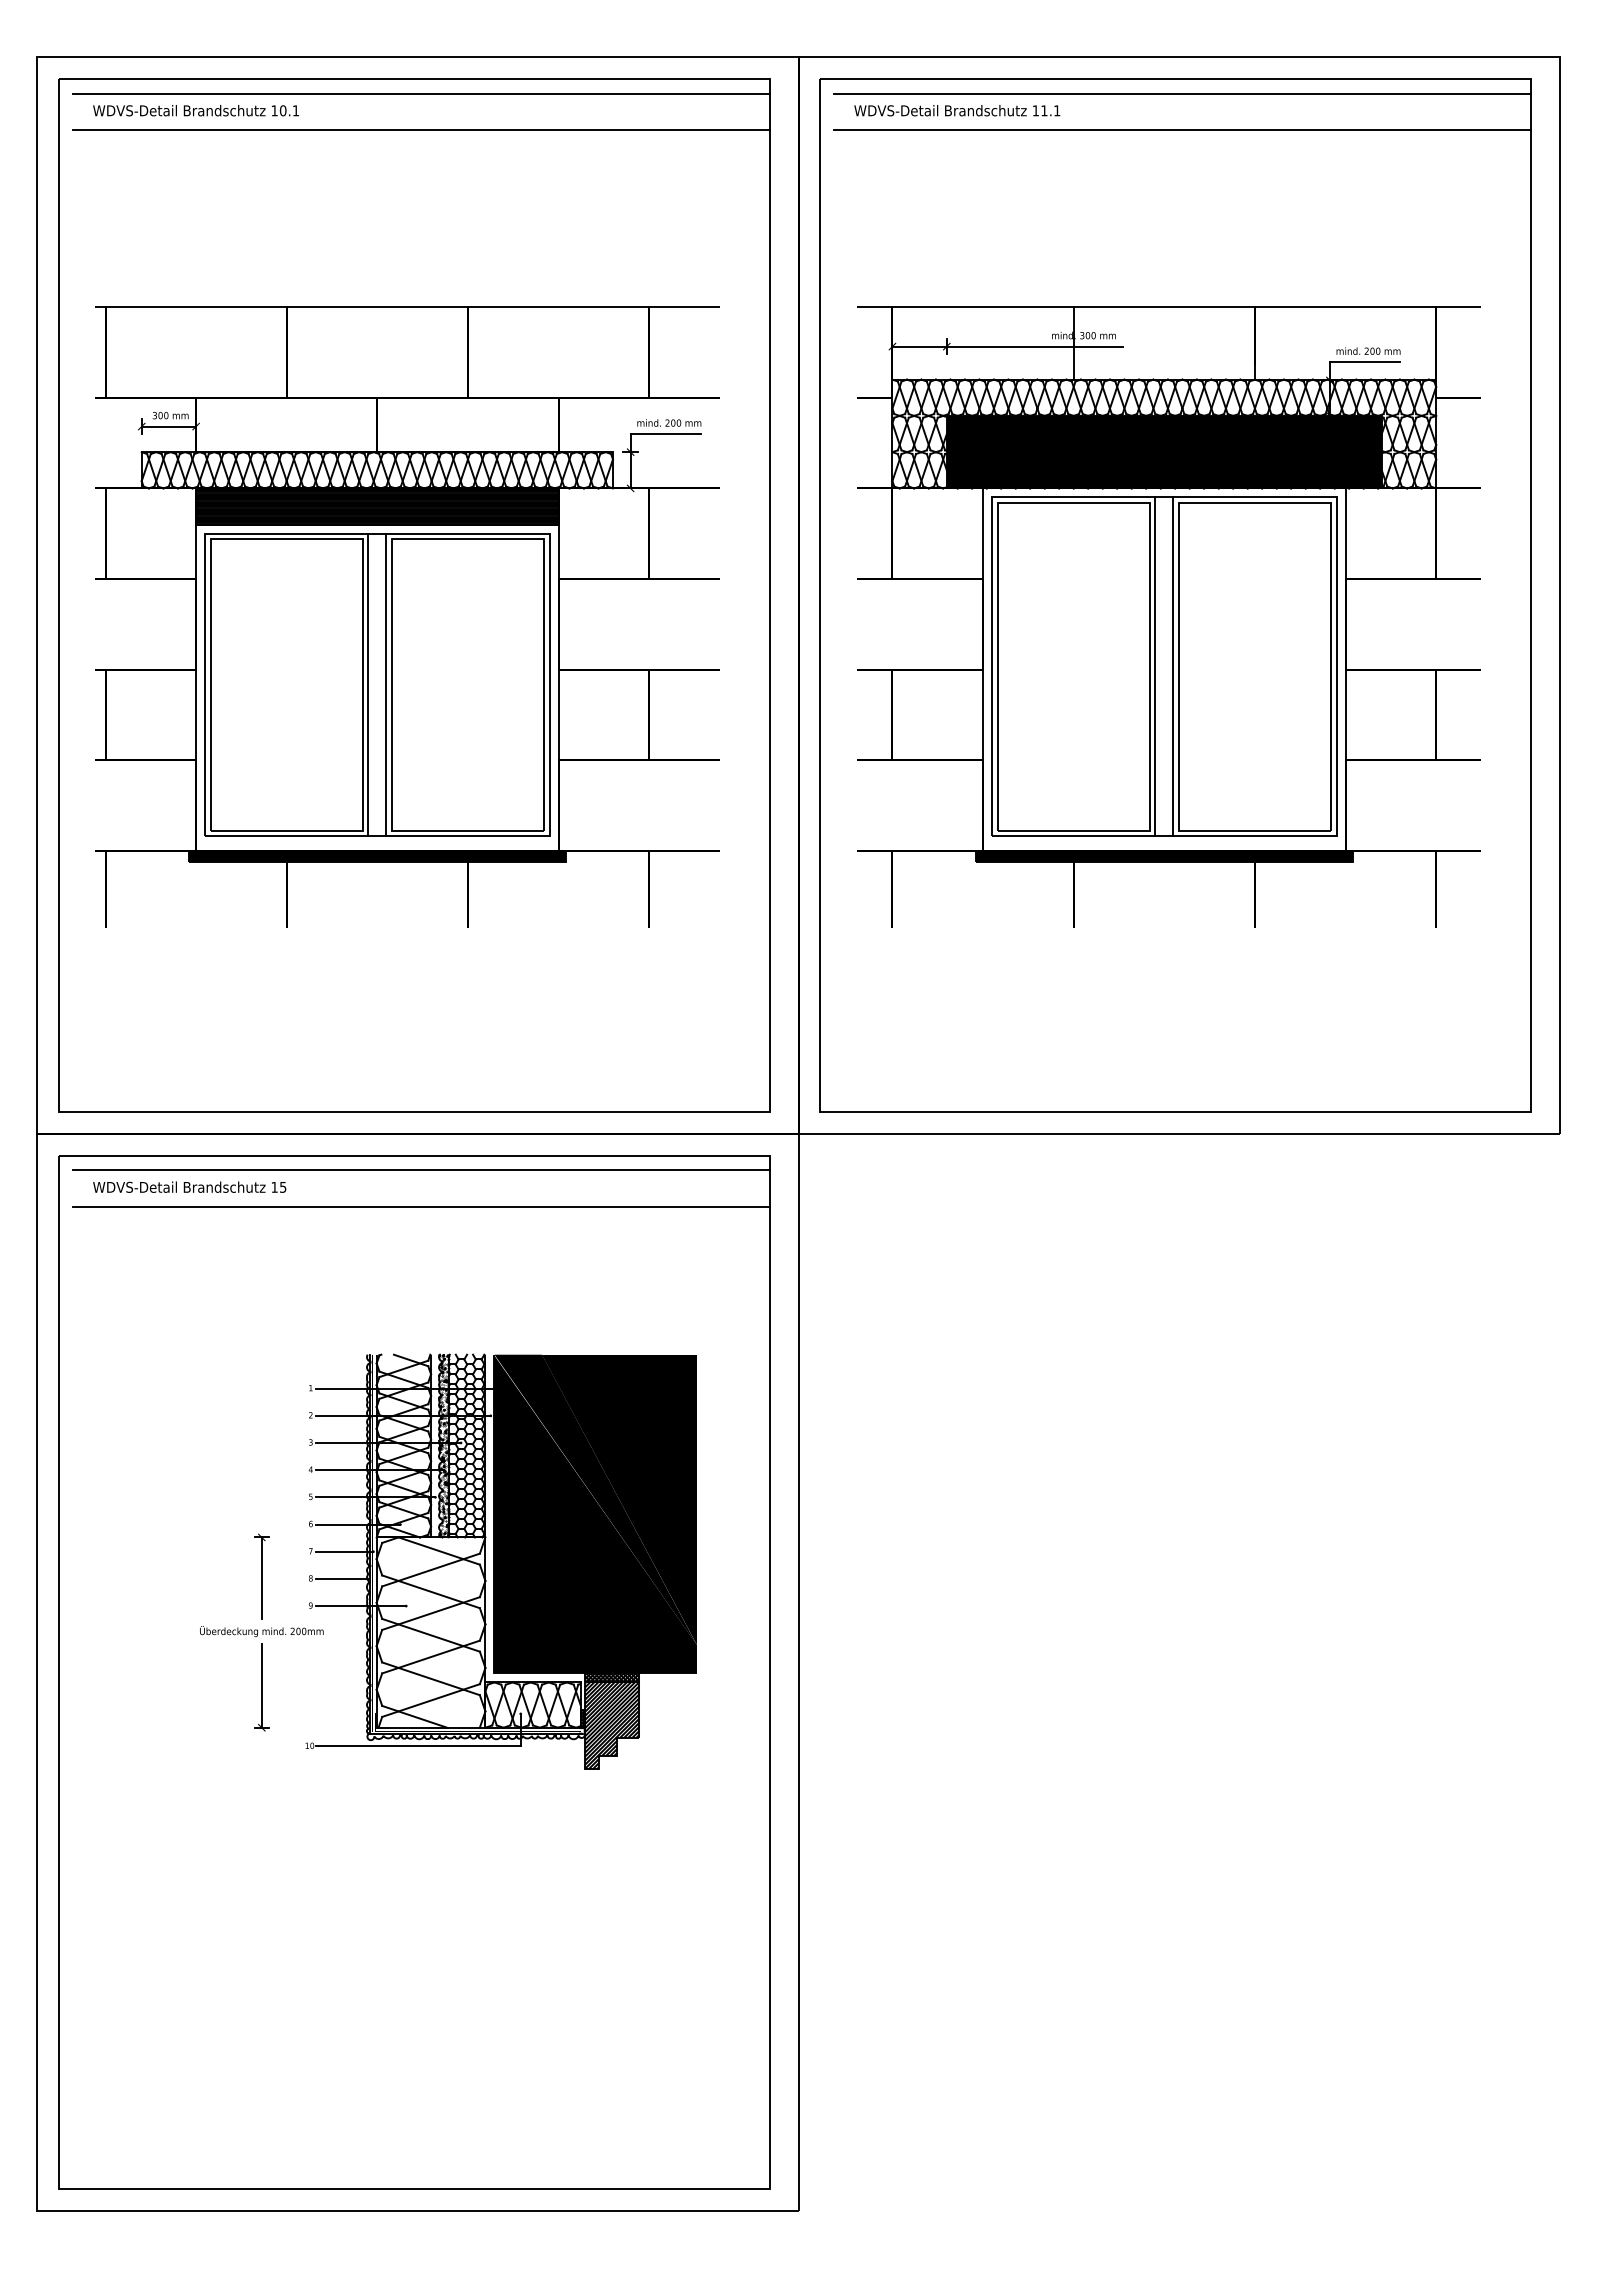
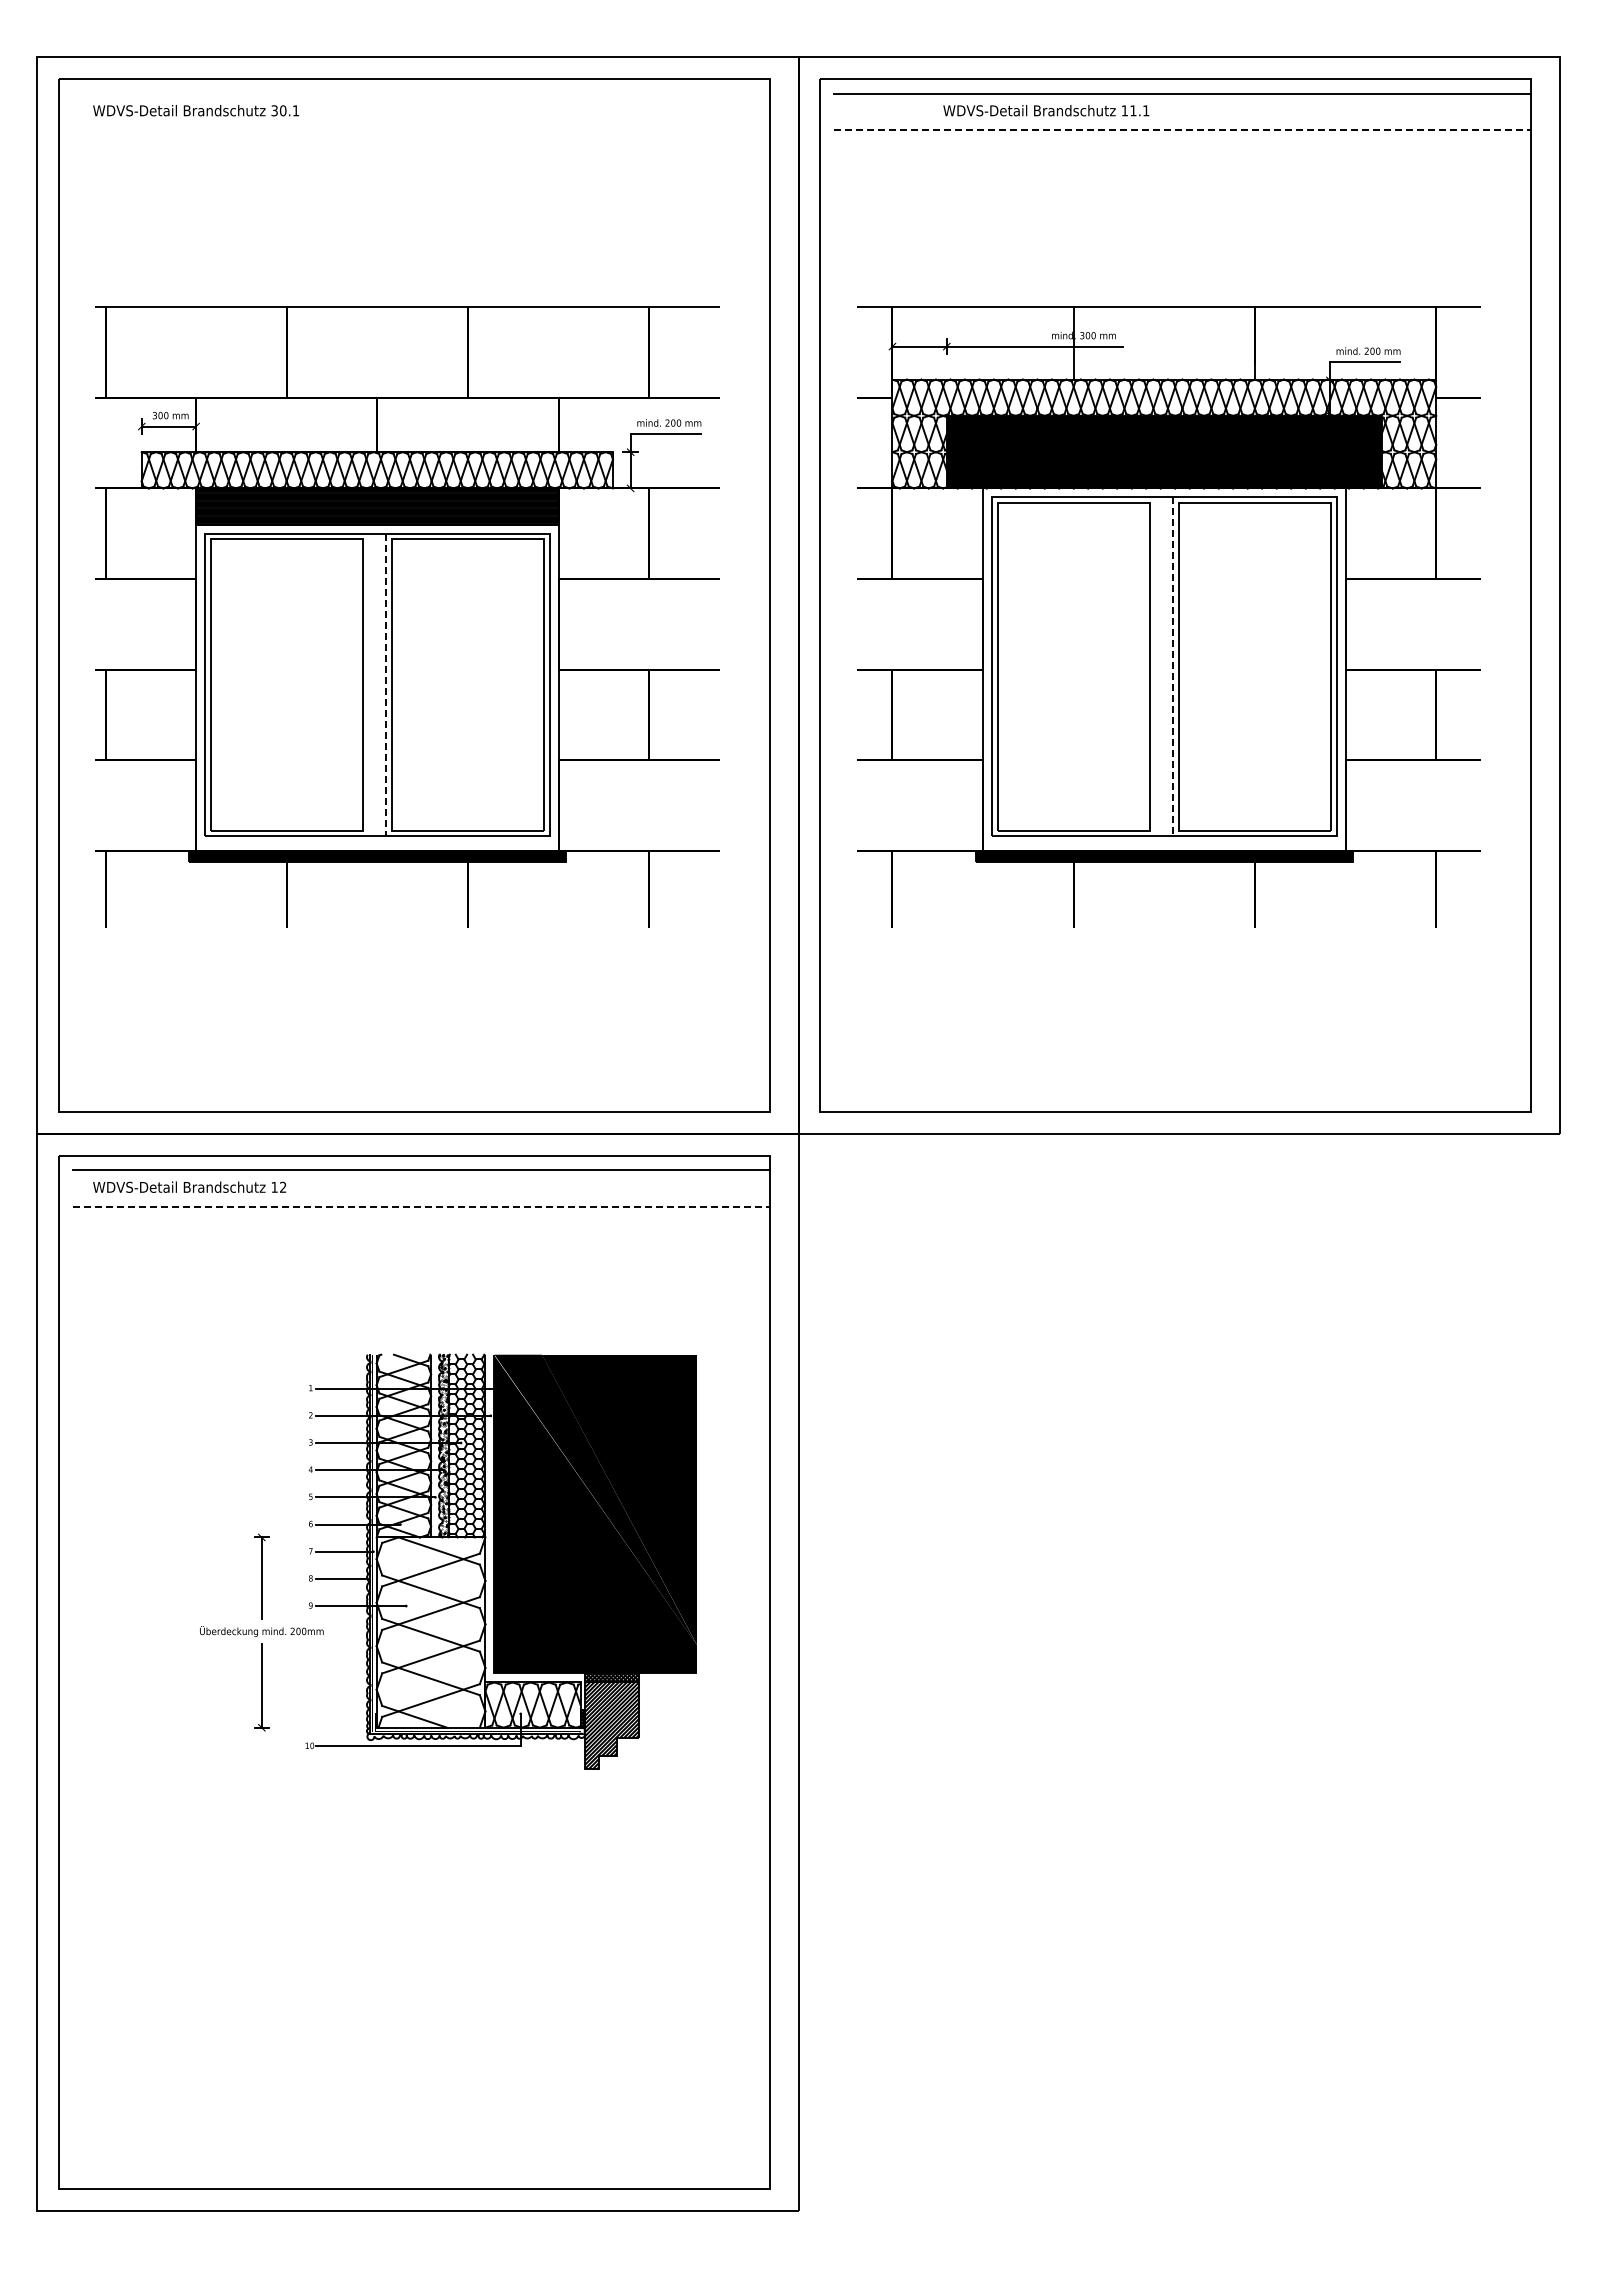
line: present -> none (420, 93)
text: 10.1 -> 30.1 (274, 110)
text position: (957, 110) -> (1046, 110) (1046, 110)
line: present -> none (420, 130)
line: solid -> dashed (1182, 130)
line: present -> none (1155, 666)
line: solid -> dashed (1173, 667)
line: present -> none (368, 684)
line: solid -> dashed (386, 685)
text: 15 -> 12 (283, 1186)
line: solid -> dashed (421, 1206)
